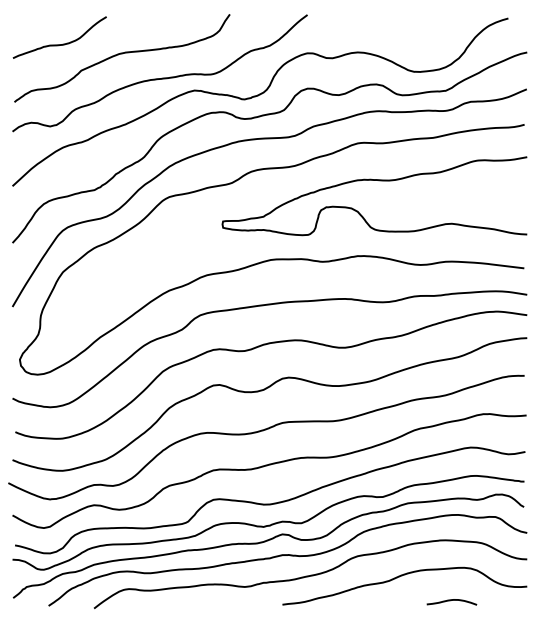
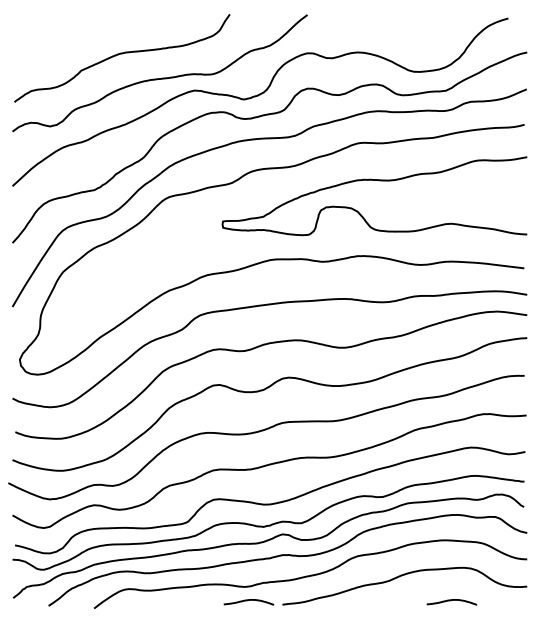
curve: present -> none (59, 44)
curve: none -> present (247, 601)
